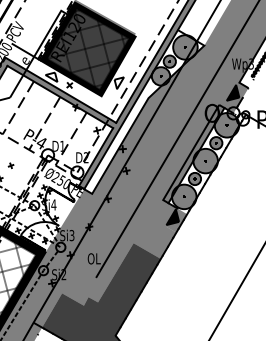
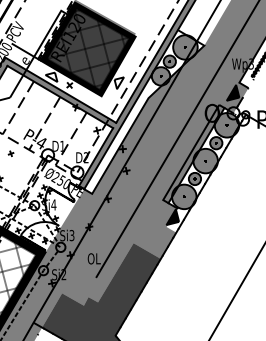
part position: (10, 165) -> (10, 153) (10, 153)
fill: present -> none (176, 220)
